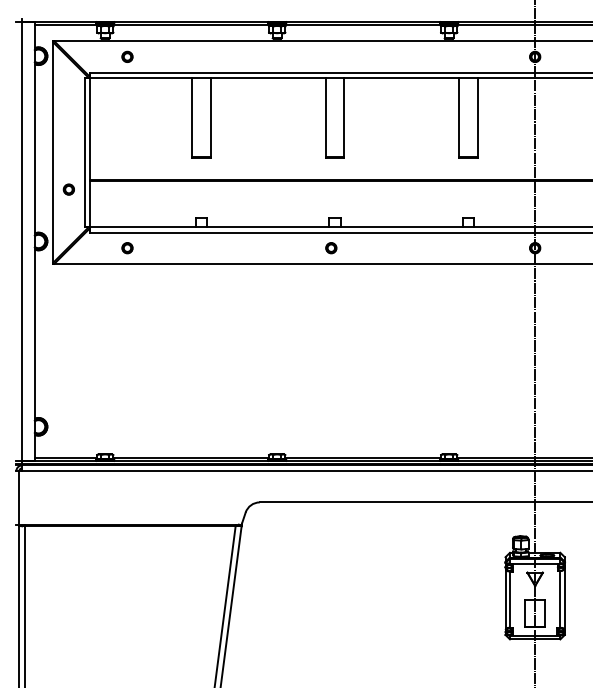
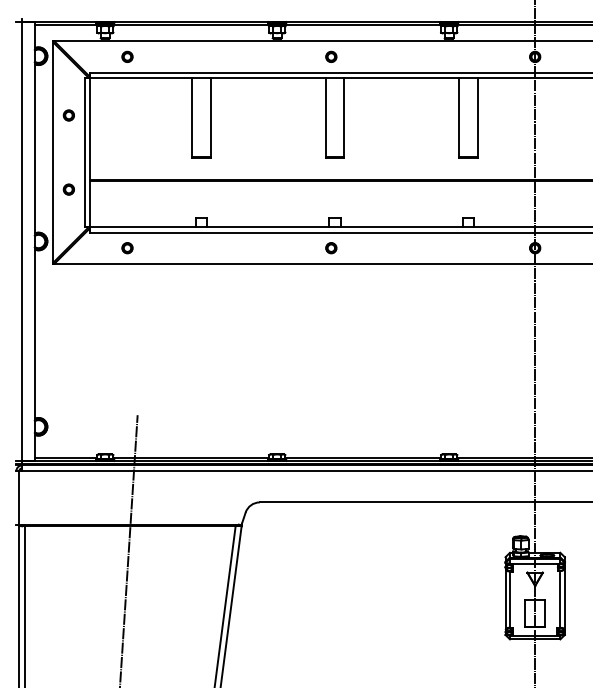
part: none -> present (331, 56)
part: none -> present (68, 115)
line: none -> present (128, 549)
